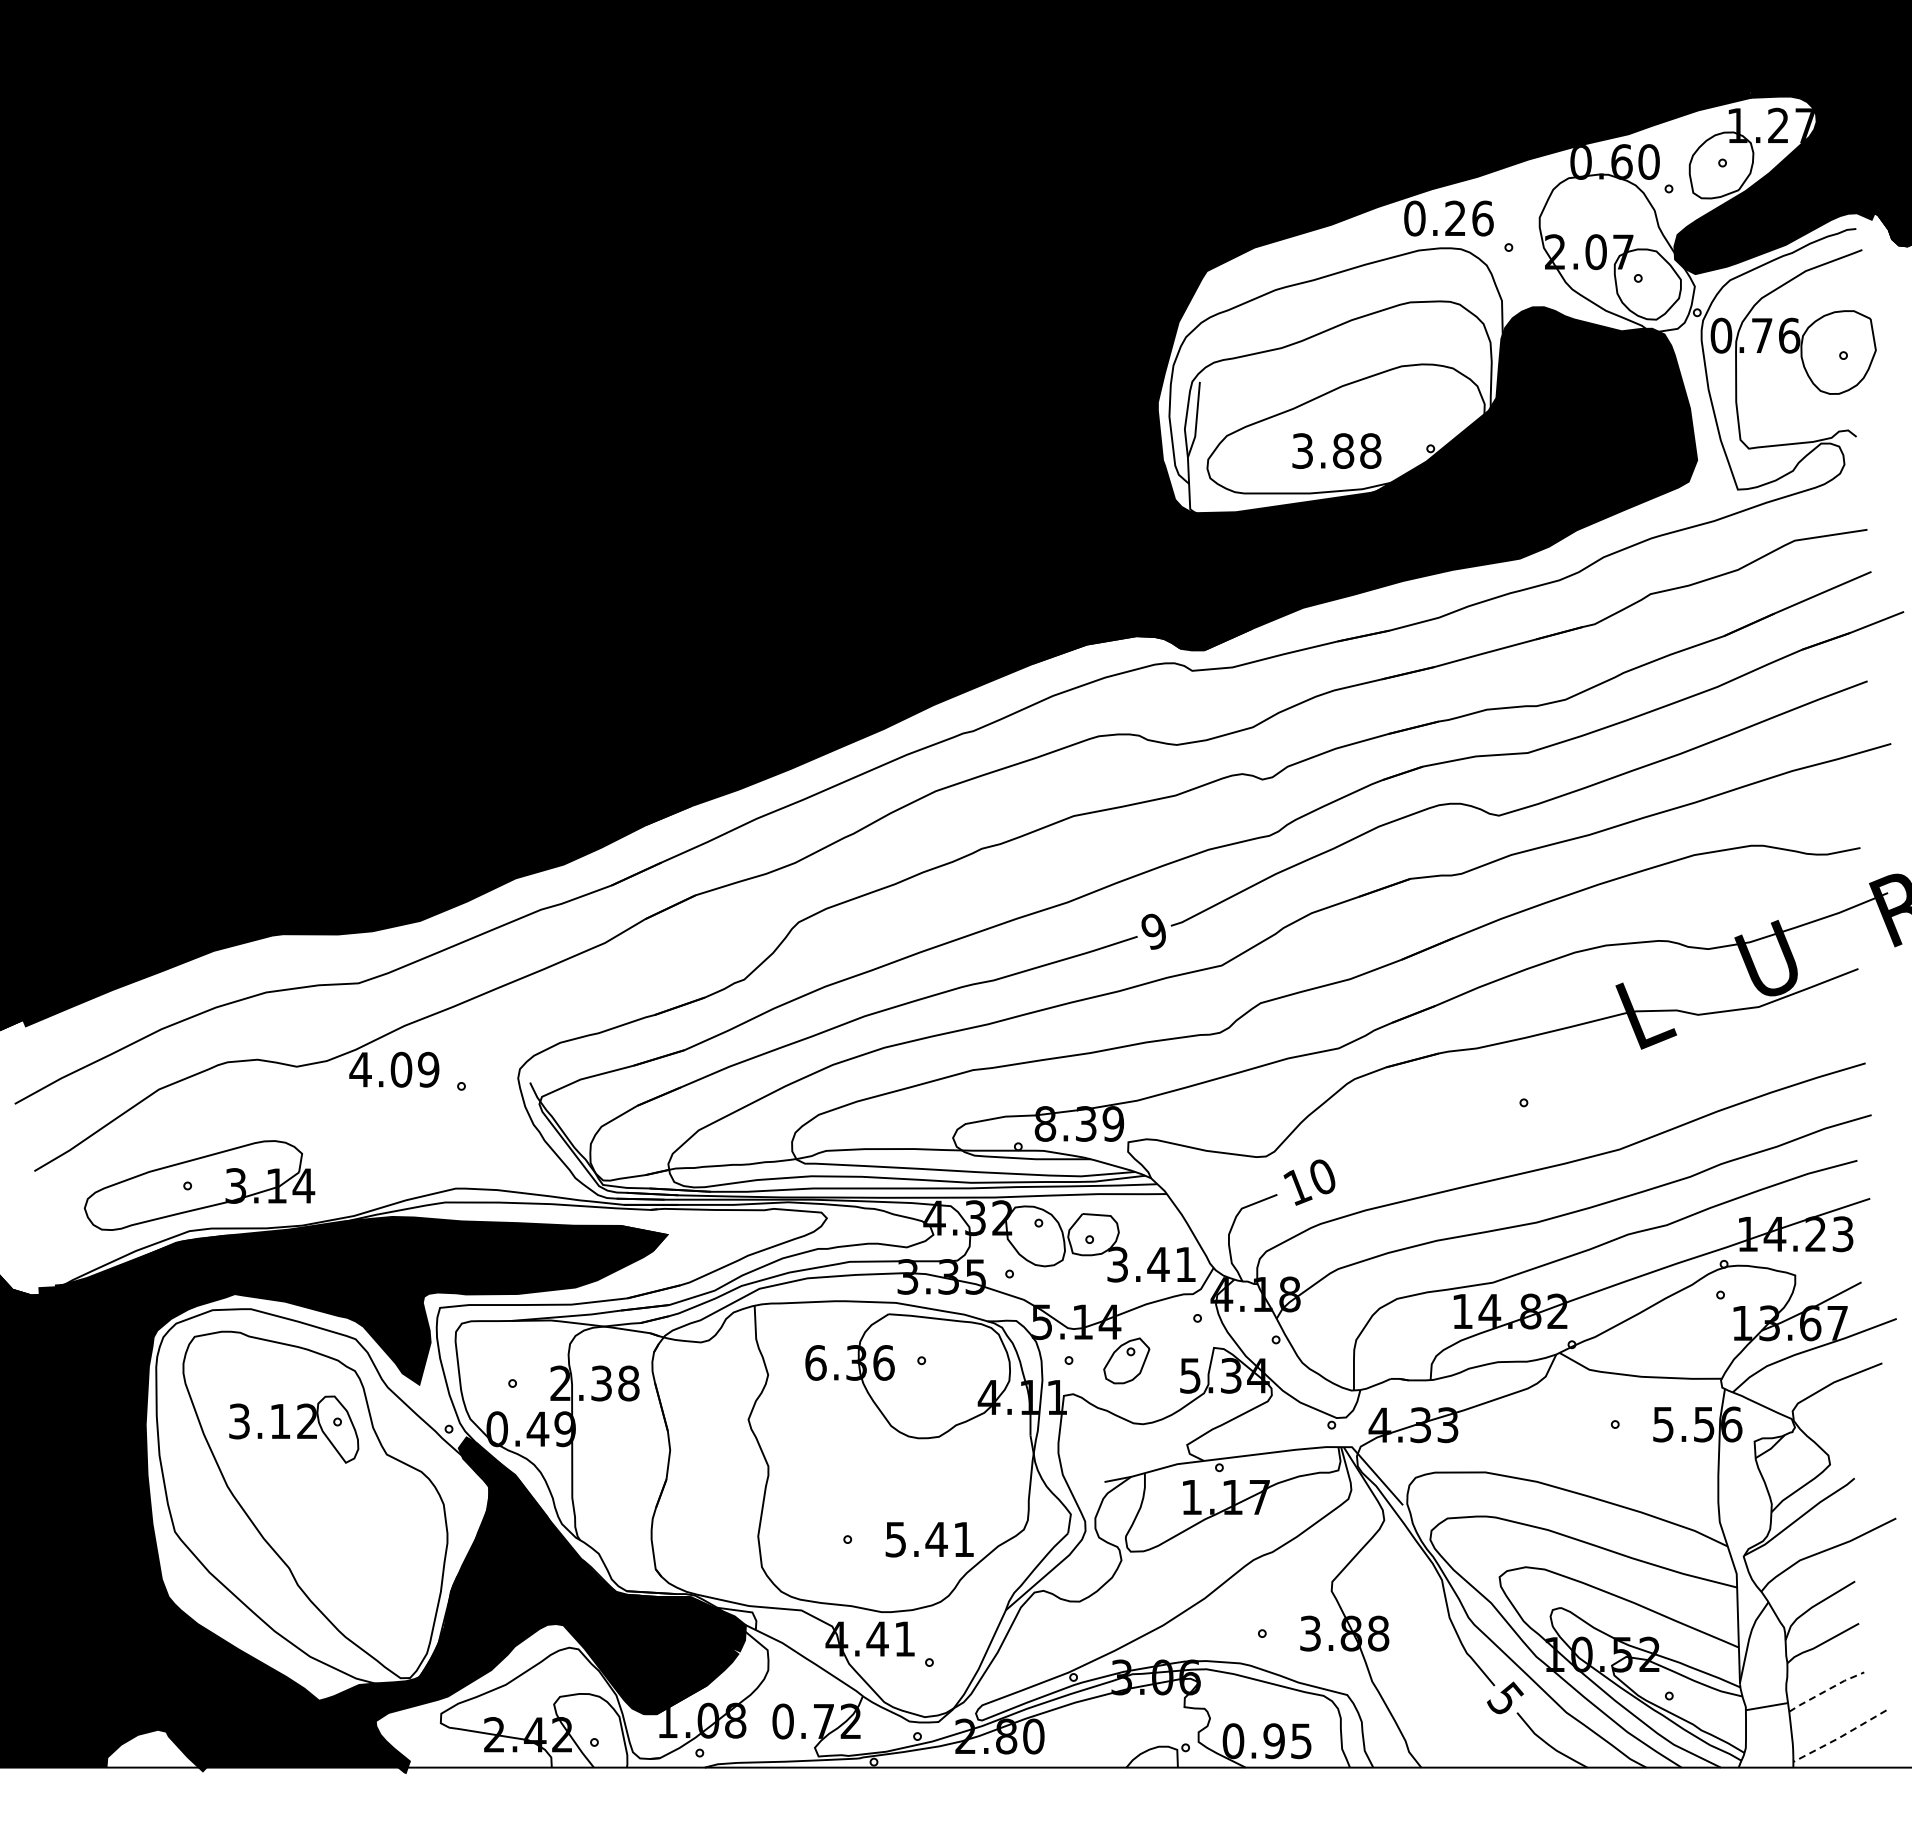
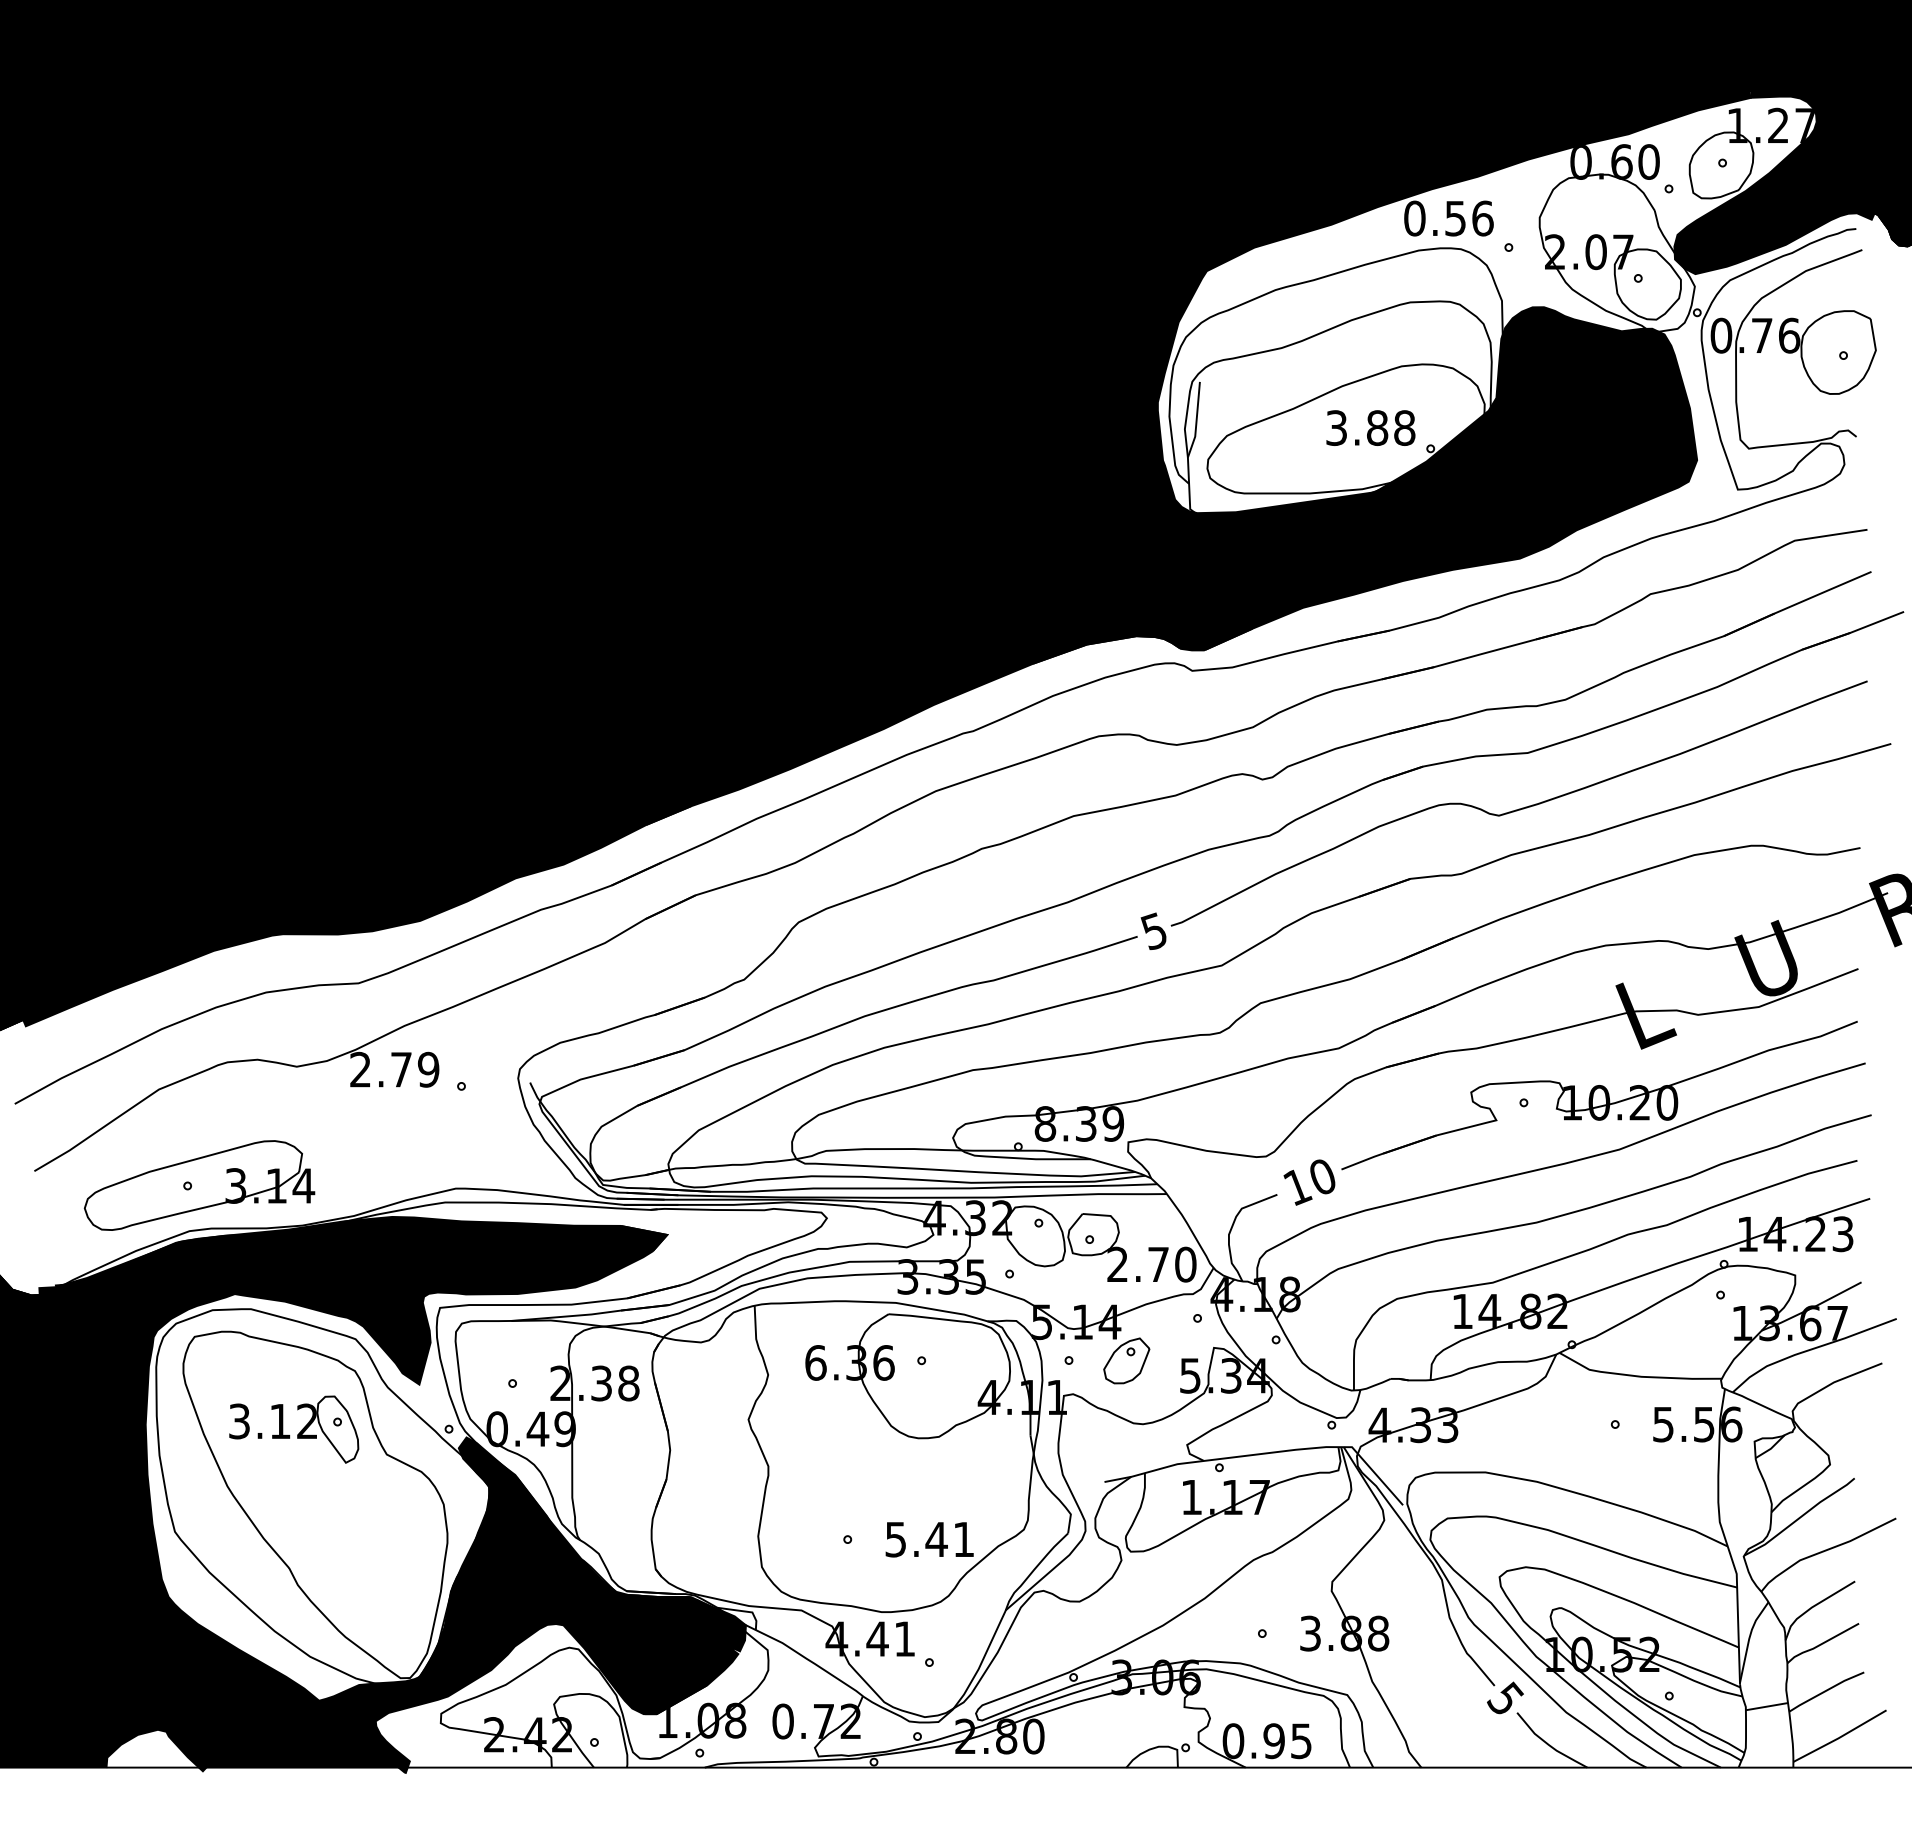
text: 0.26 -> 0.56 (1455, 218)
text position: (1336, 450) -> (1370, 427) (1370, 427)
text: 9 -> 5 (1153, 931)
text: 4.09 -> 2.79 (380, 1069)
part: none -> present (1599, 1095)
text: 3.41 -> 2.70 (1151, 1264)
line: dashed -> solid (1826, 1690)
line: dashed -> solid (1840, 1737)
